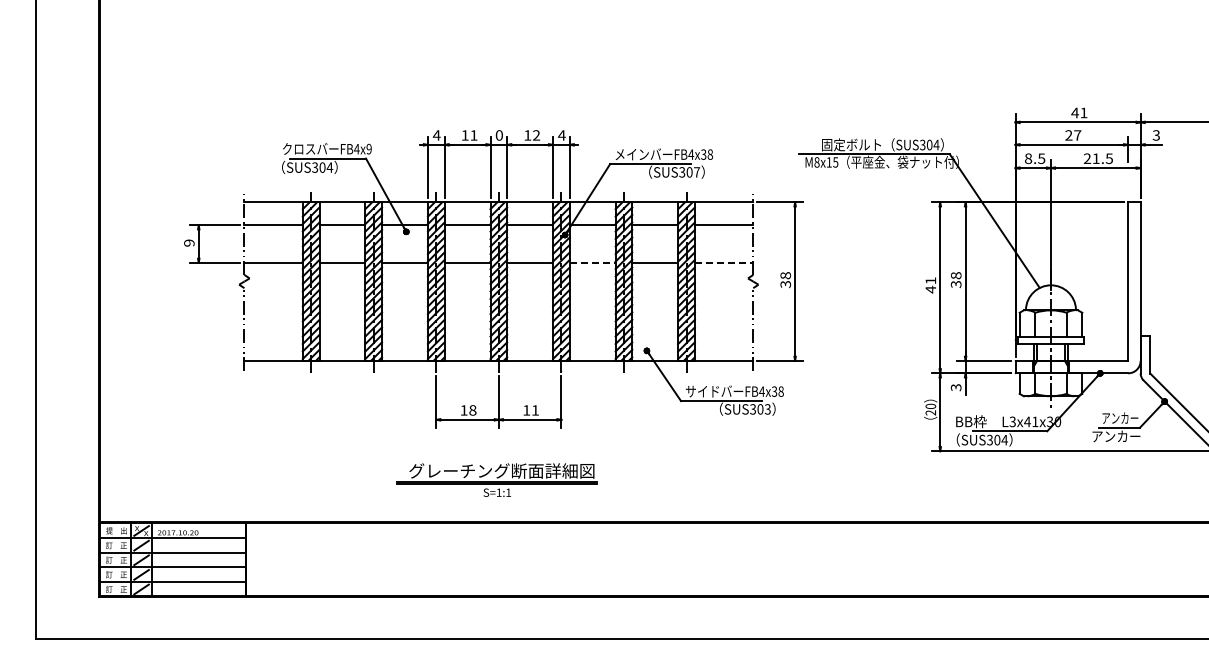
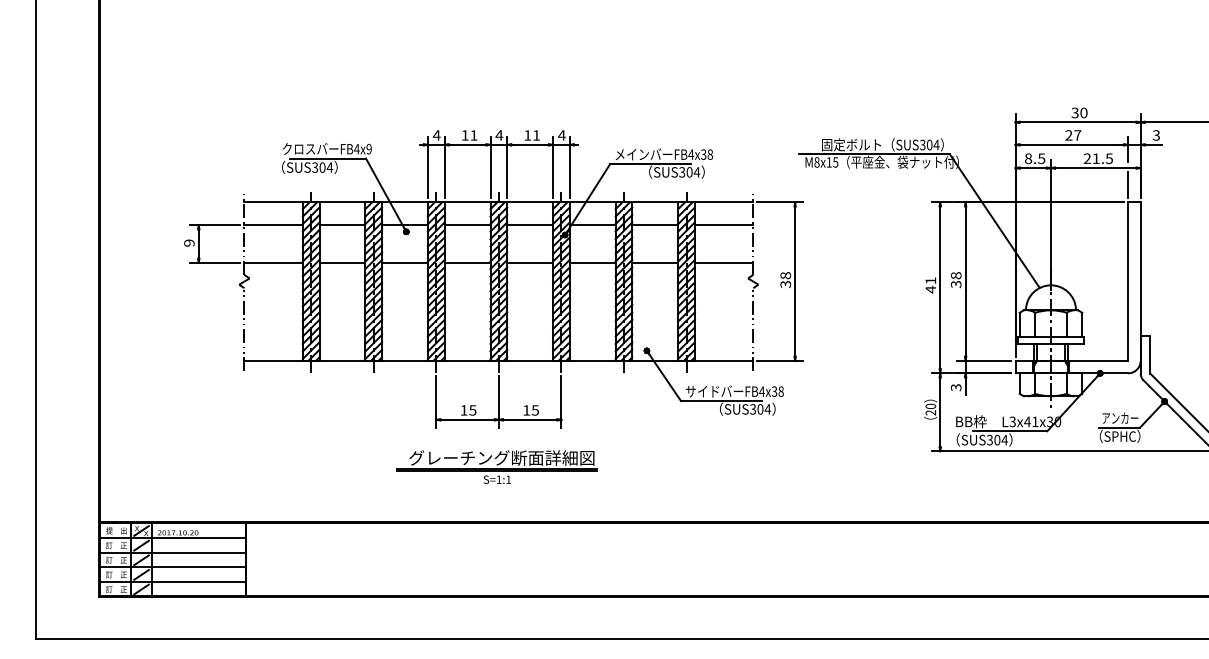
text: 41 -> 30 (1079, 112)
text: 0 -> 4 (499, 135)
text: 12 -> 11 (536, 135)
text: SUS307 -> SUS304 (696, 172)
line: none -> present (1128, 184)
line: dashed -> solid (592, 262)
line: dashed -> solid (724, 262)
text: SUS303 -> SUS304 (767, 409)
text: 18 -> 15 (472, 410)
text: 11 -> 15 (534, 410)
text: アンカー -> （SPHC） (1116, 435)
part position: (496, 479) -> (496, 466) (496, 466)
